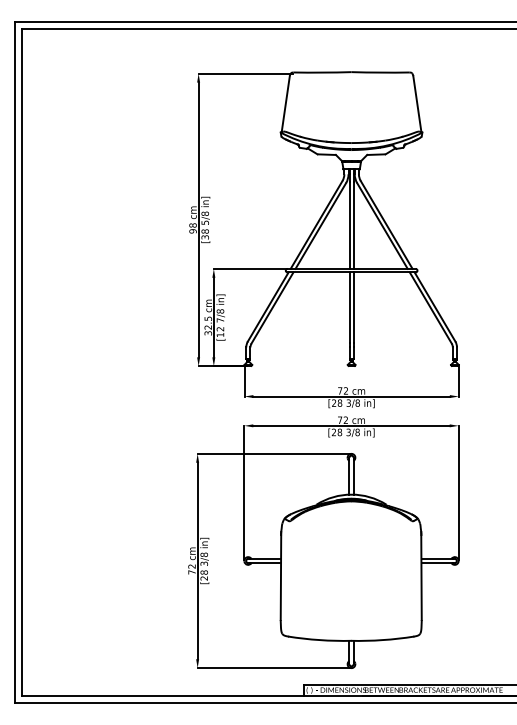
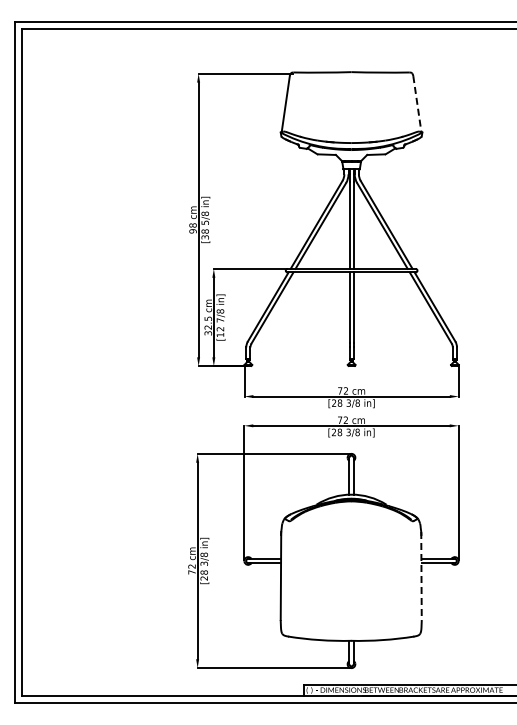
line: solid -> dashed (417, 104)
line: solid -> dashed (421, 576)
